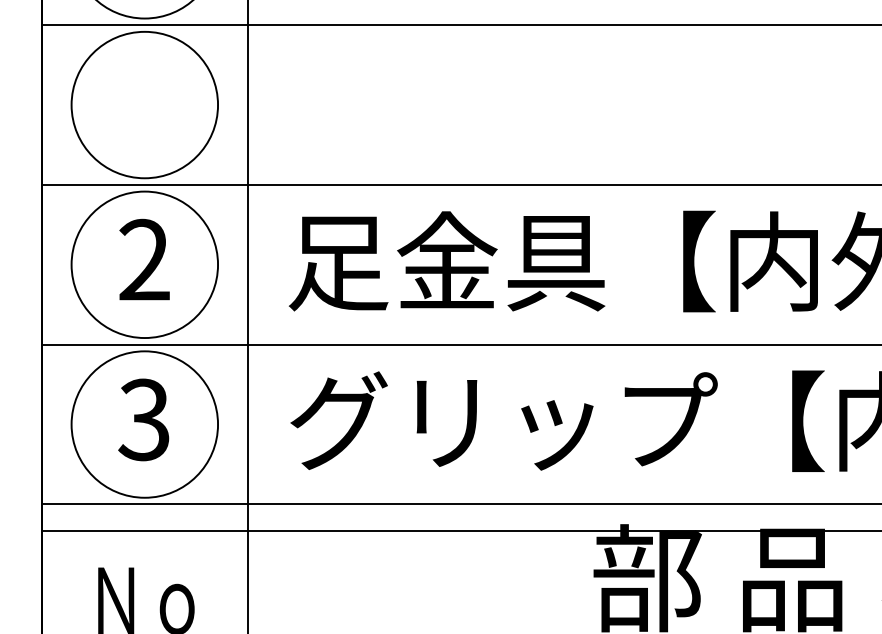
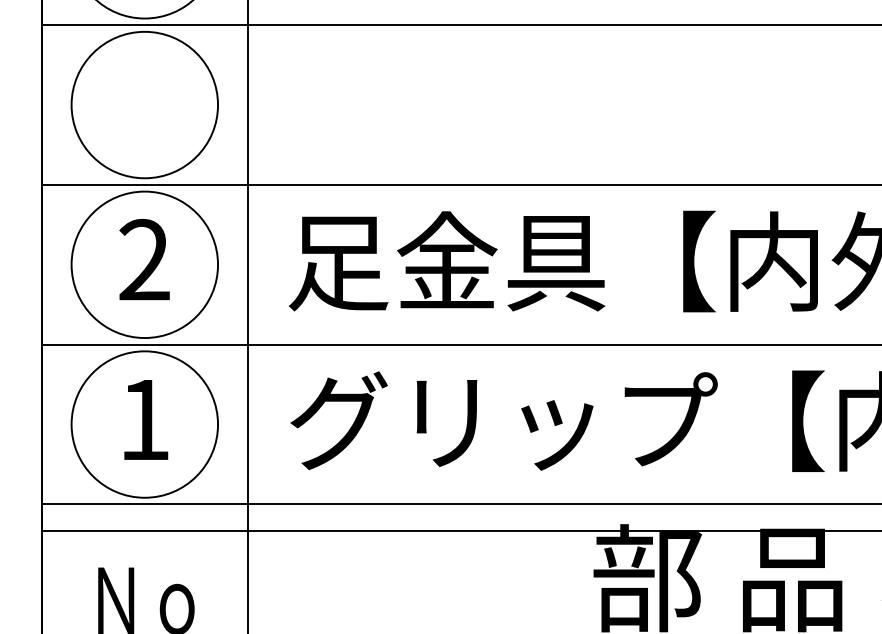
text: 3 -> 1 (143, 419)
